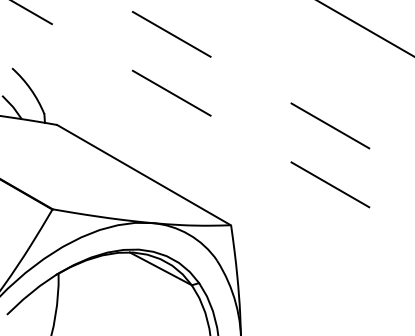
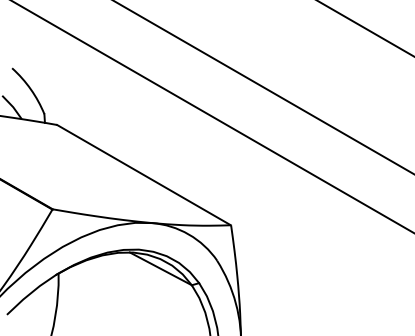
line: dashed -> solid (263, 87)
line: dashed -> solid (212, 116)
